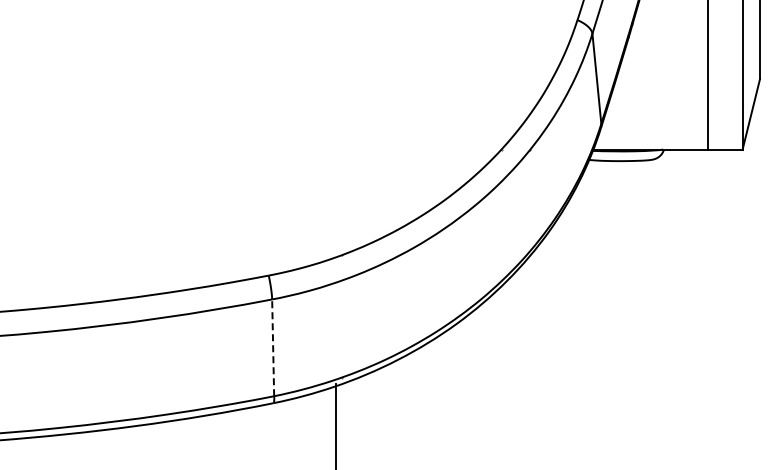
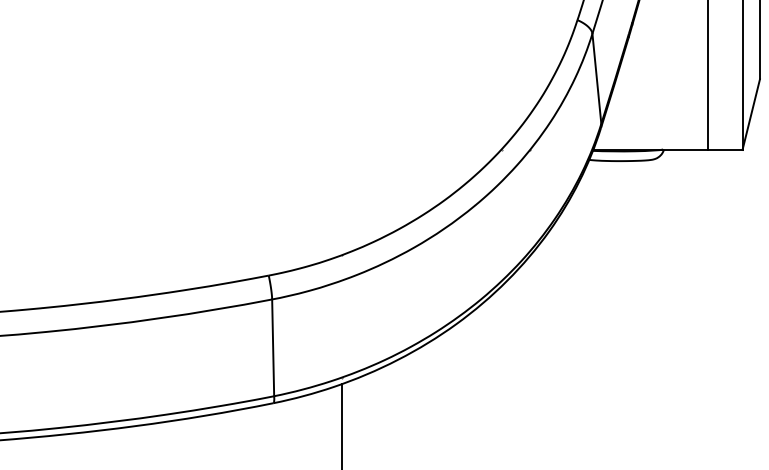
line: dashed -> solid (273, 347)
line position: (335, 425) -> (341, 425) (341, 425)
